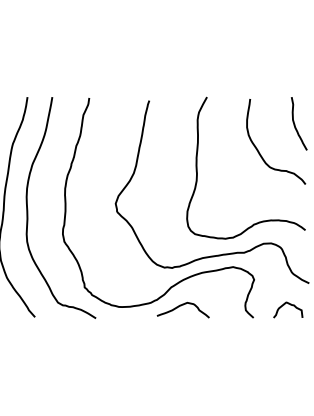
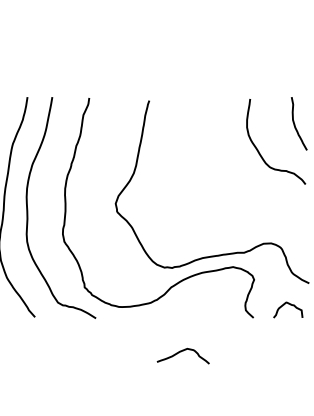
curve: present -> none (197, 167)
curve position: (181, 306) -> (181, 352) (181, 352)
